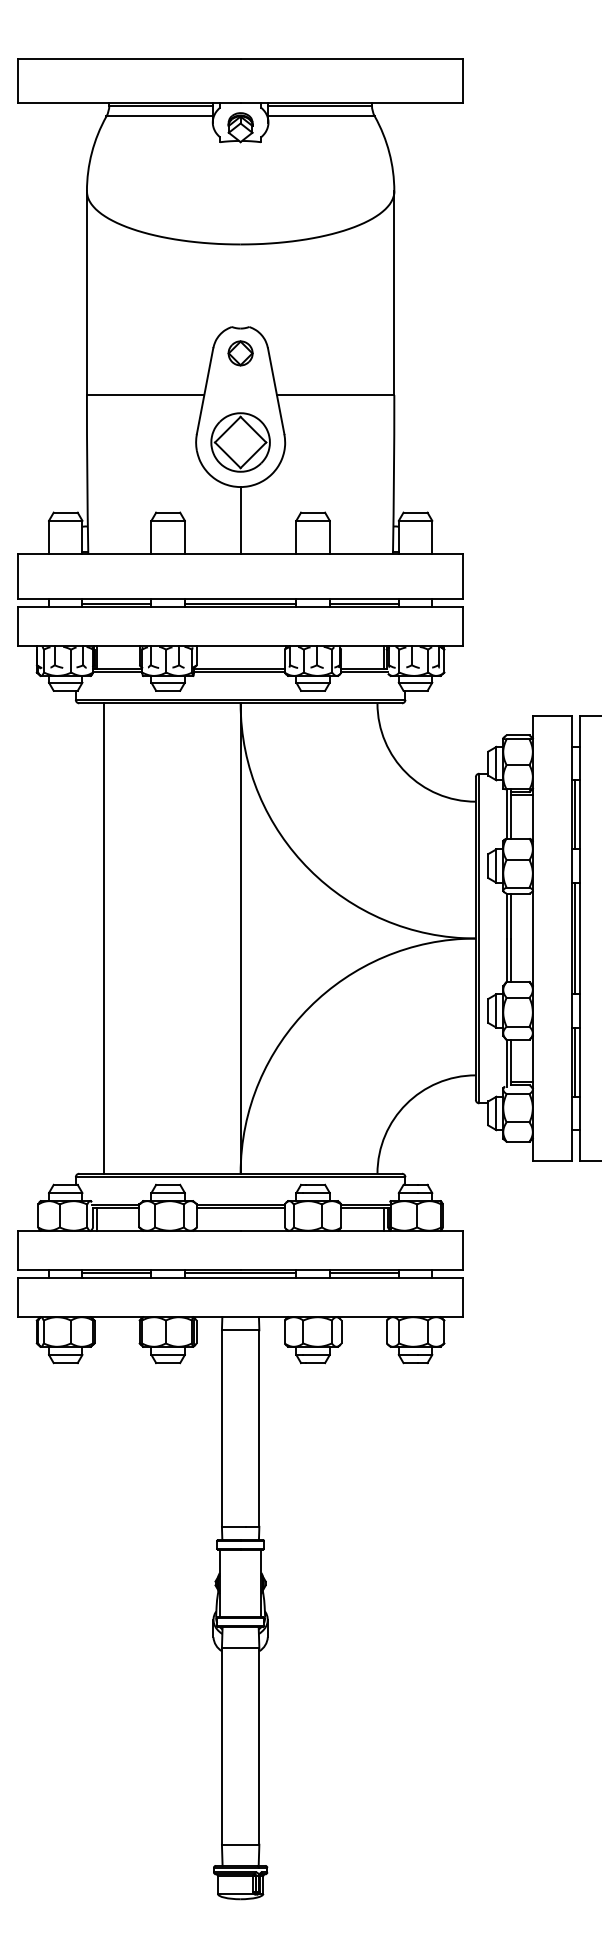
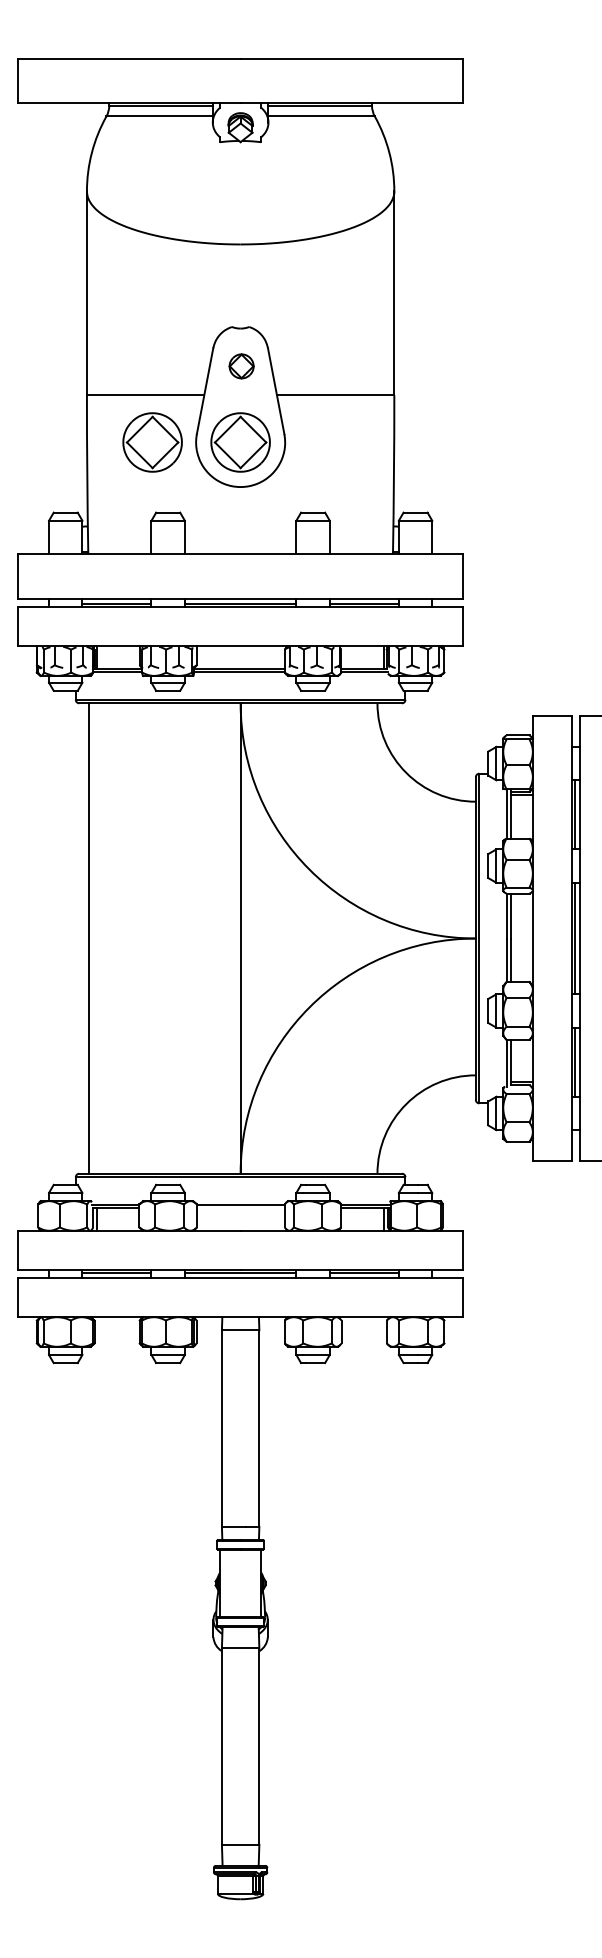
part position: (240, 353) -> (241, 366) (241, 366)
part: none -> present (152, 442)
line: present -> none (240, 520)
line position: (103, 938) -> (88, 938) (88, 938)
line: present -> none (240, 1208)
